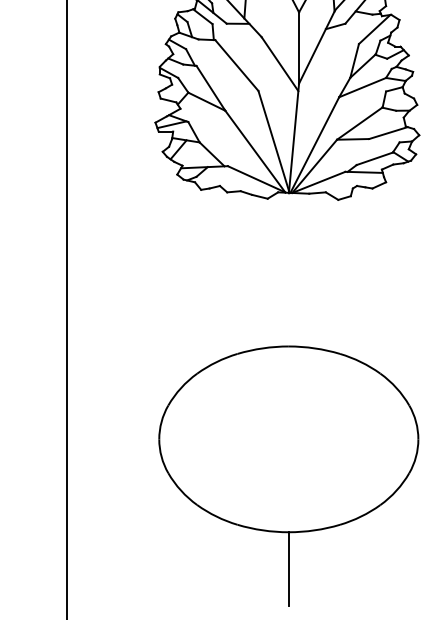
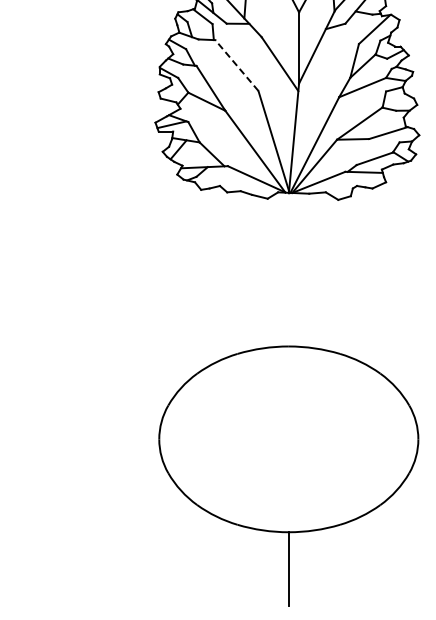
line: solid -> dashed (236, 65)
line: present -> none (66, 309)
